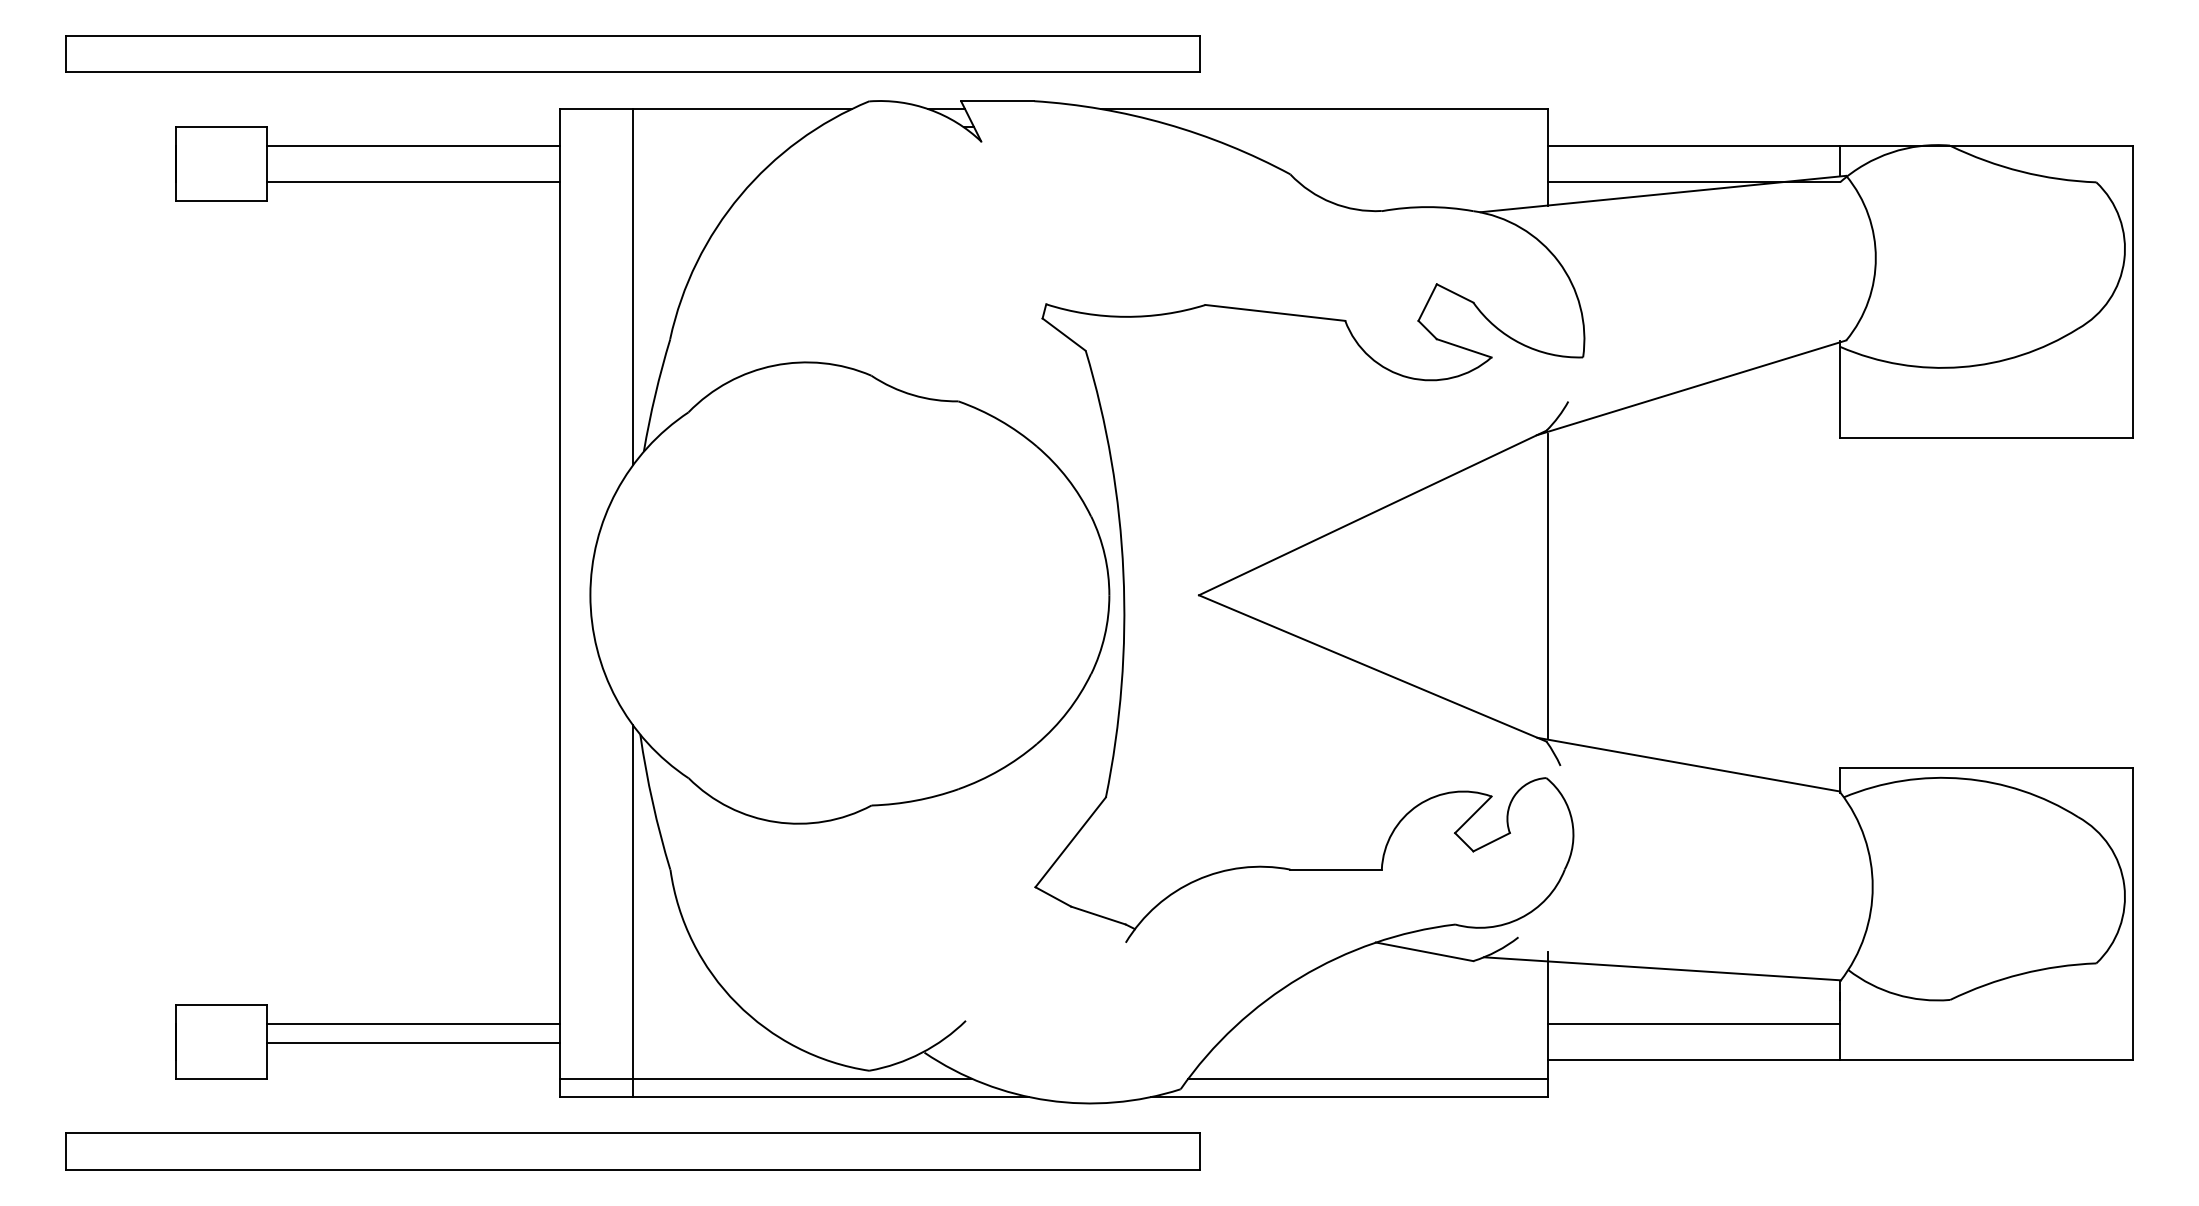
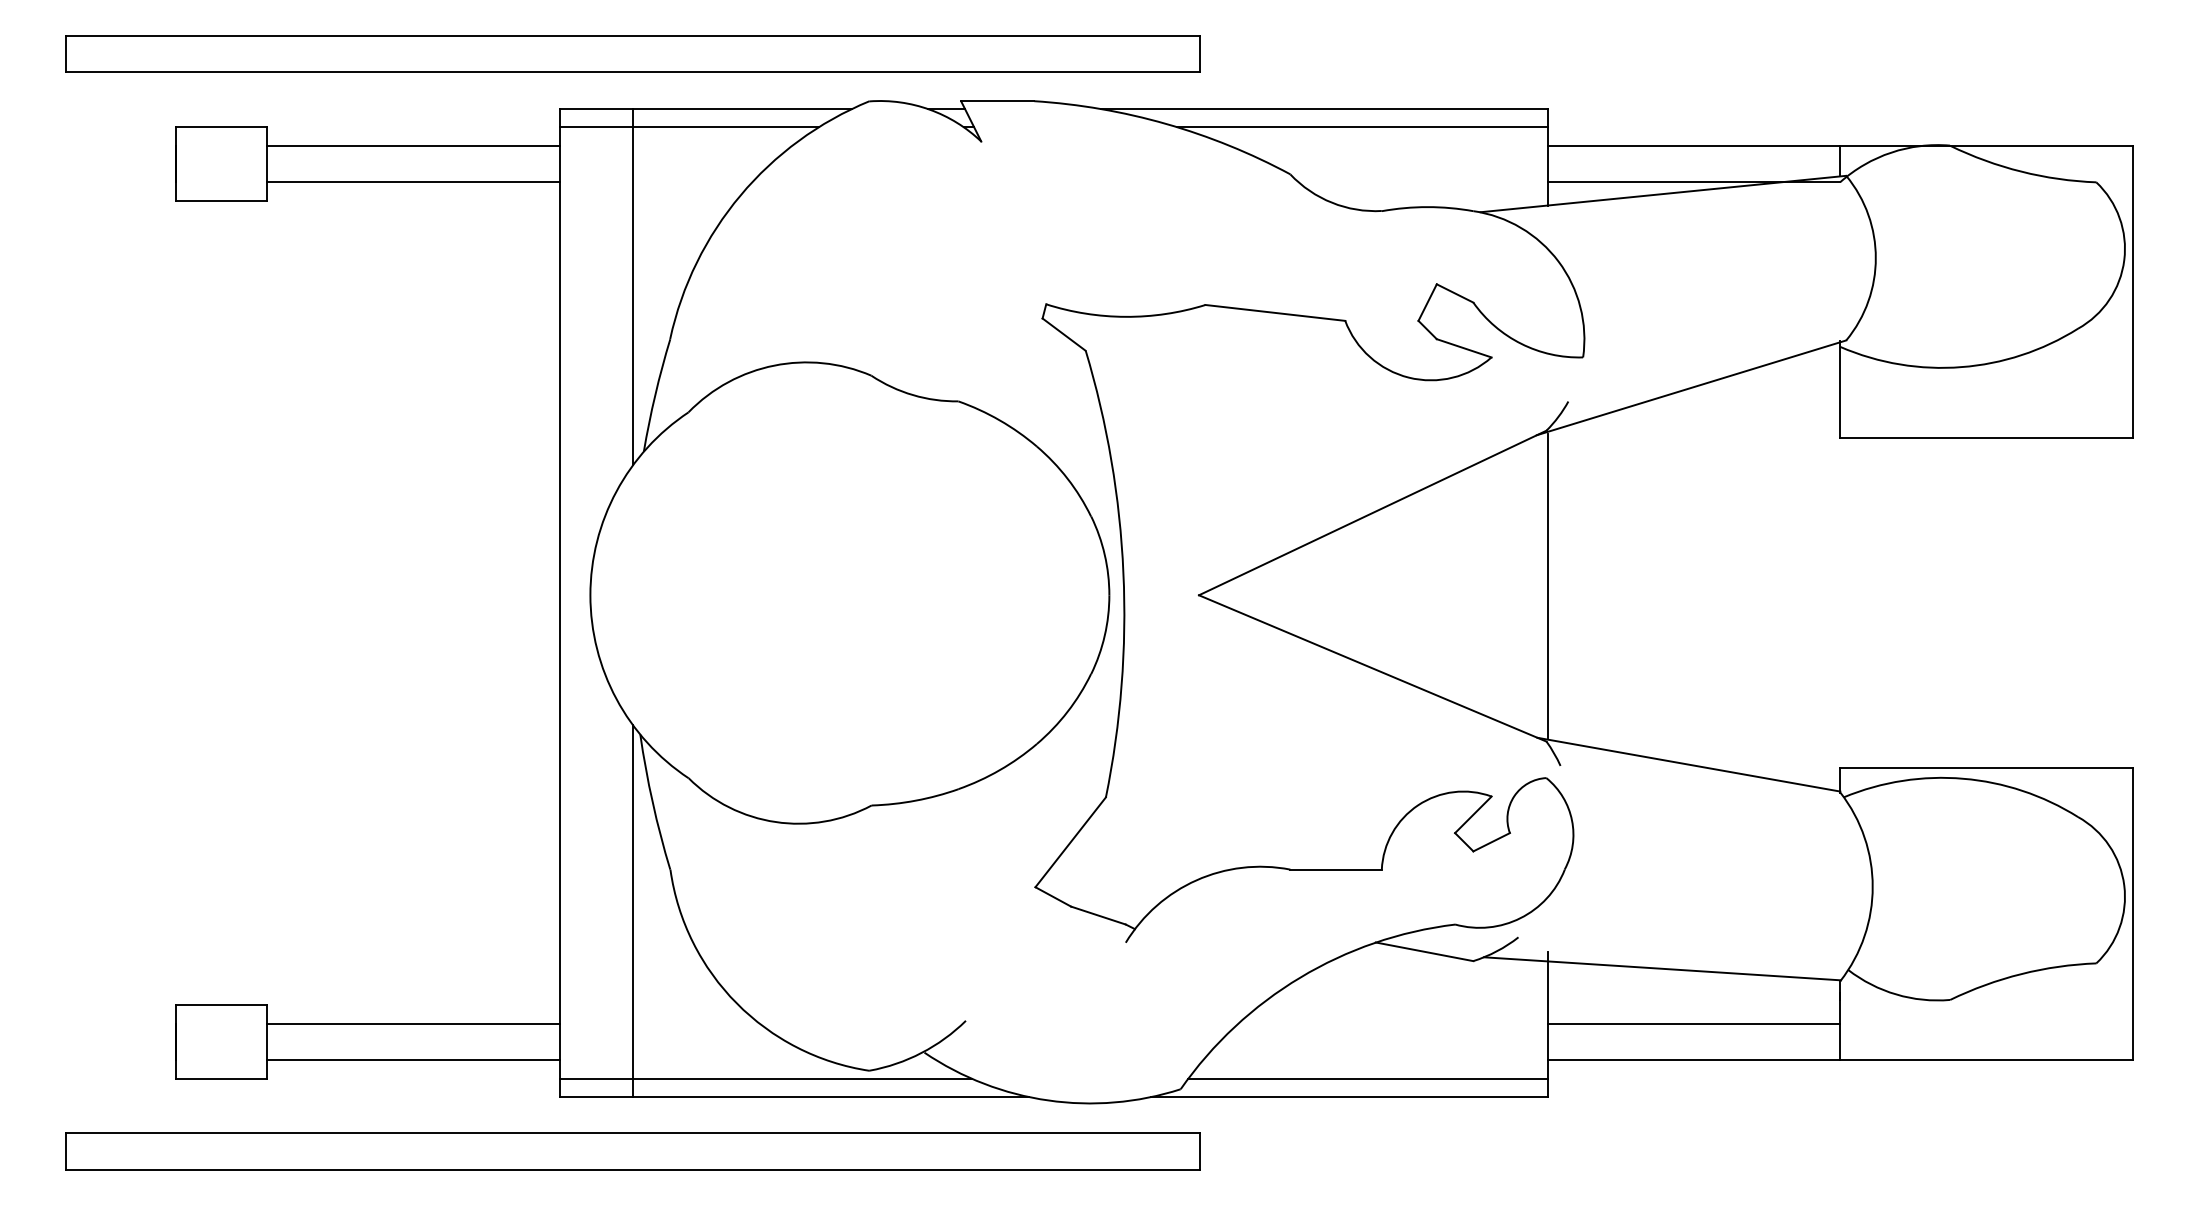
line: none -> present (688, 127)
line: none -> present (1362, 127)
line position: (413, 1043) -> (413, 1060) (413, 1060)
